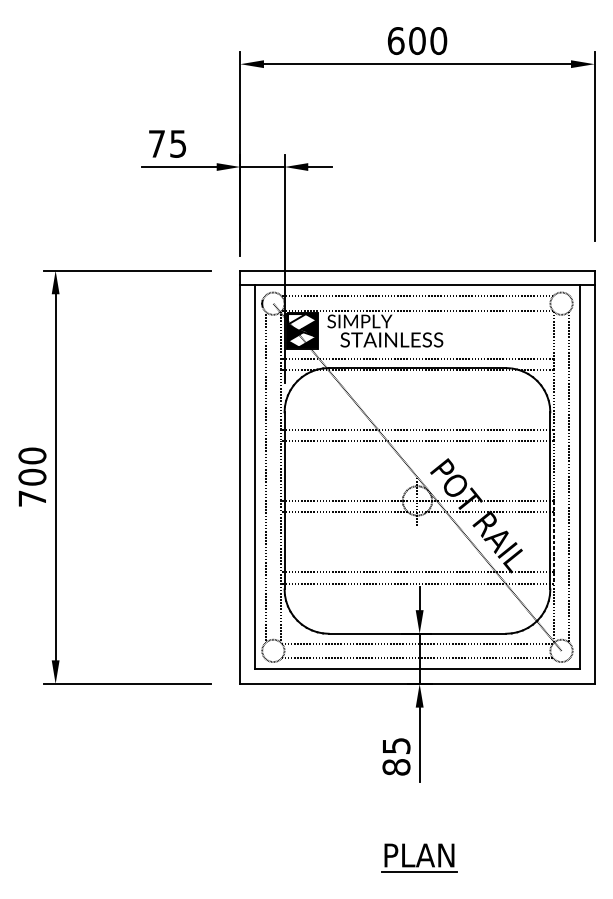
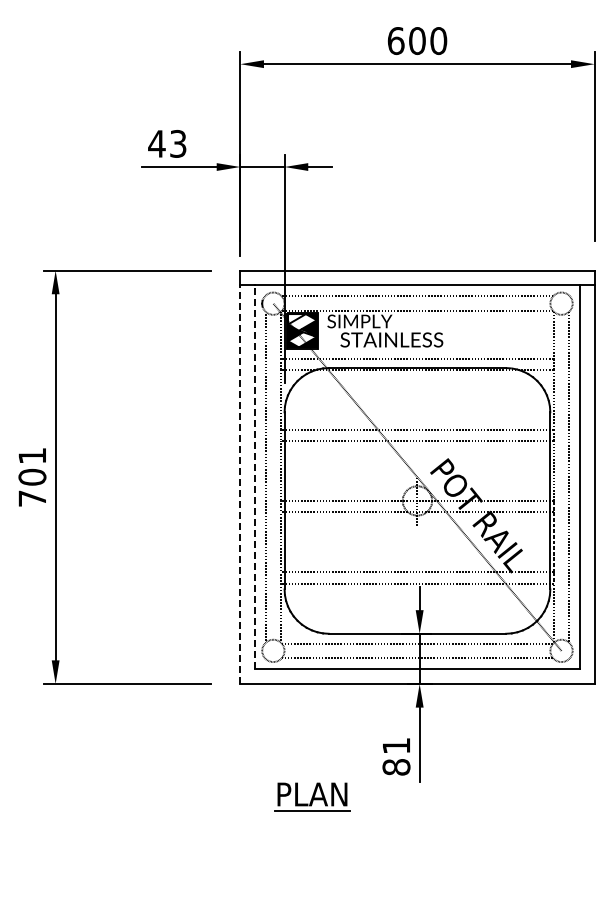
text: 75 -> 43 (167, 143)
text: 700 -> 701 (32, 455)
line: solid -> dashed (255, 477)
line: solid -> dashed (240, 484)
text: 85 -> 81 (396, 745)
part position: (419, 857) -> (312, 796) (312, 796)
